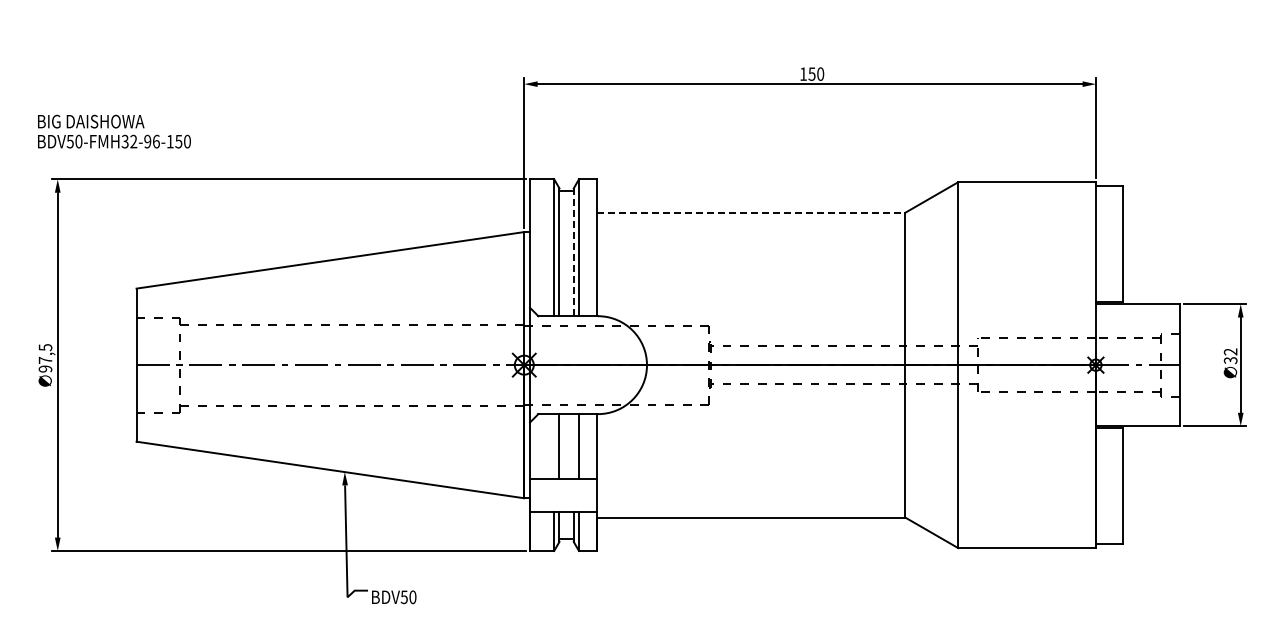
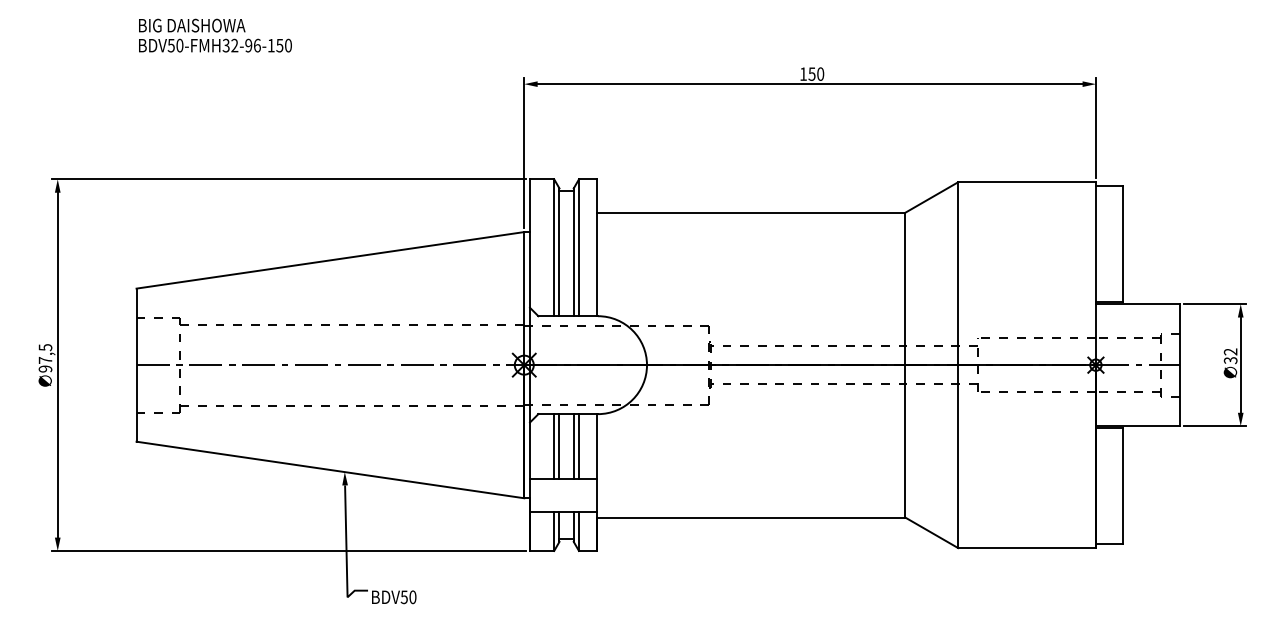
text position: (114, 131) -> (215, 35) (215, 35)
line: dashed -> solid (751, 212)
line: dashed -> solid (573, 252)
line: none -> present (554, 446)
line: none -> present (573, 446)
